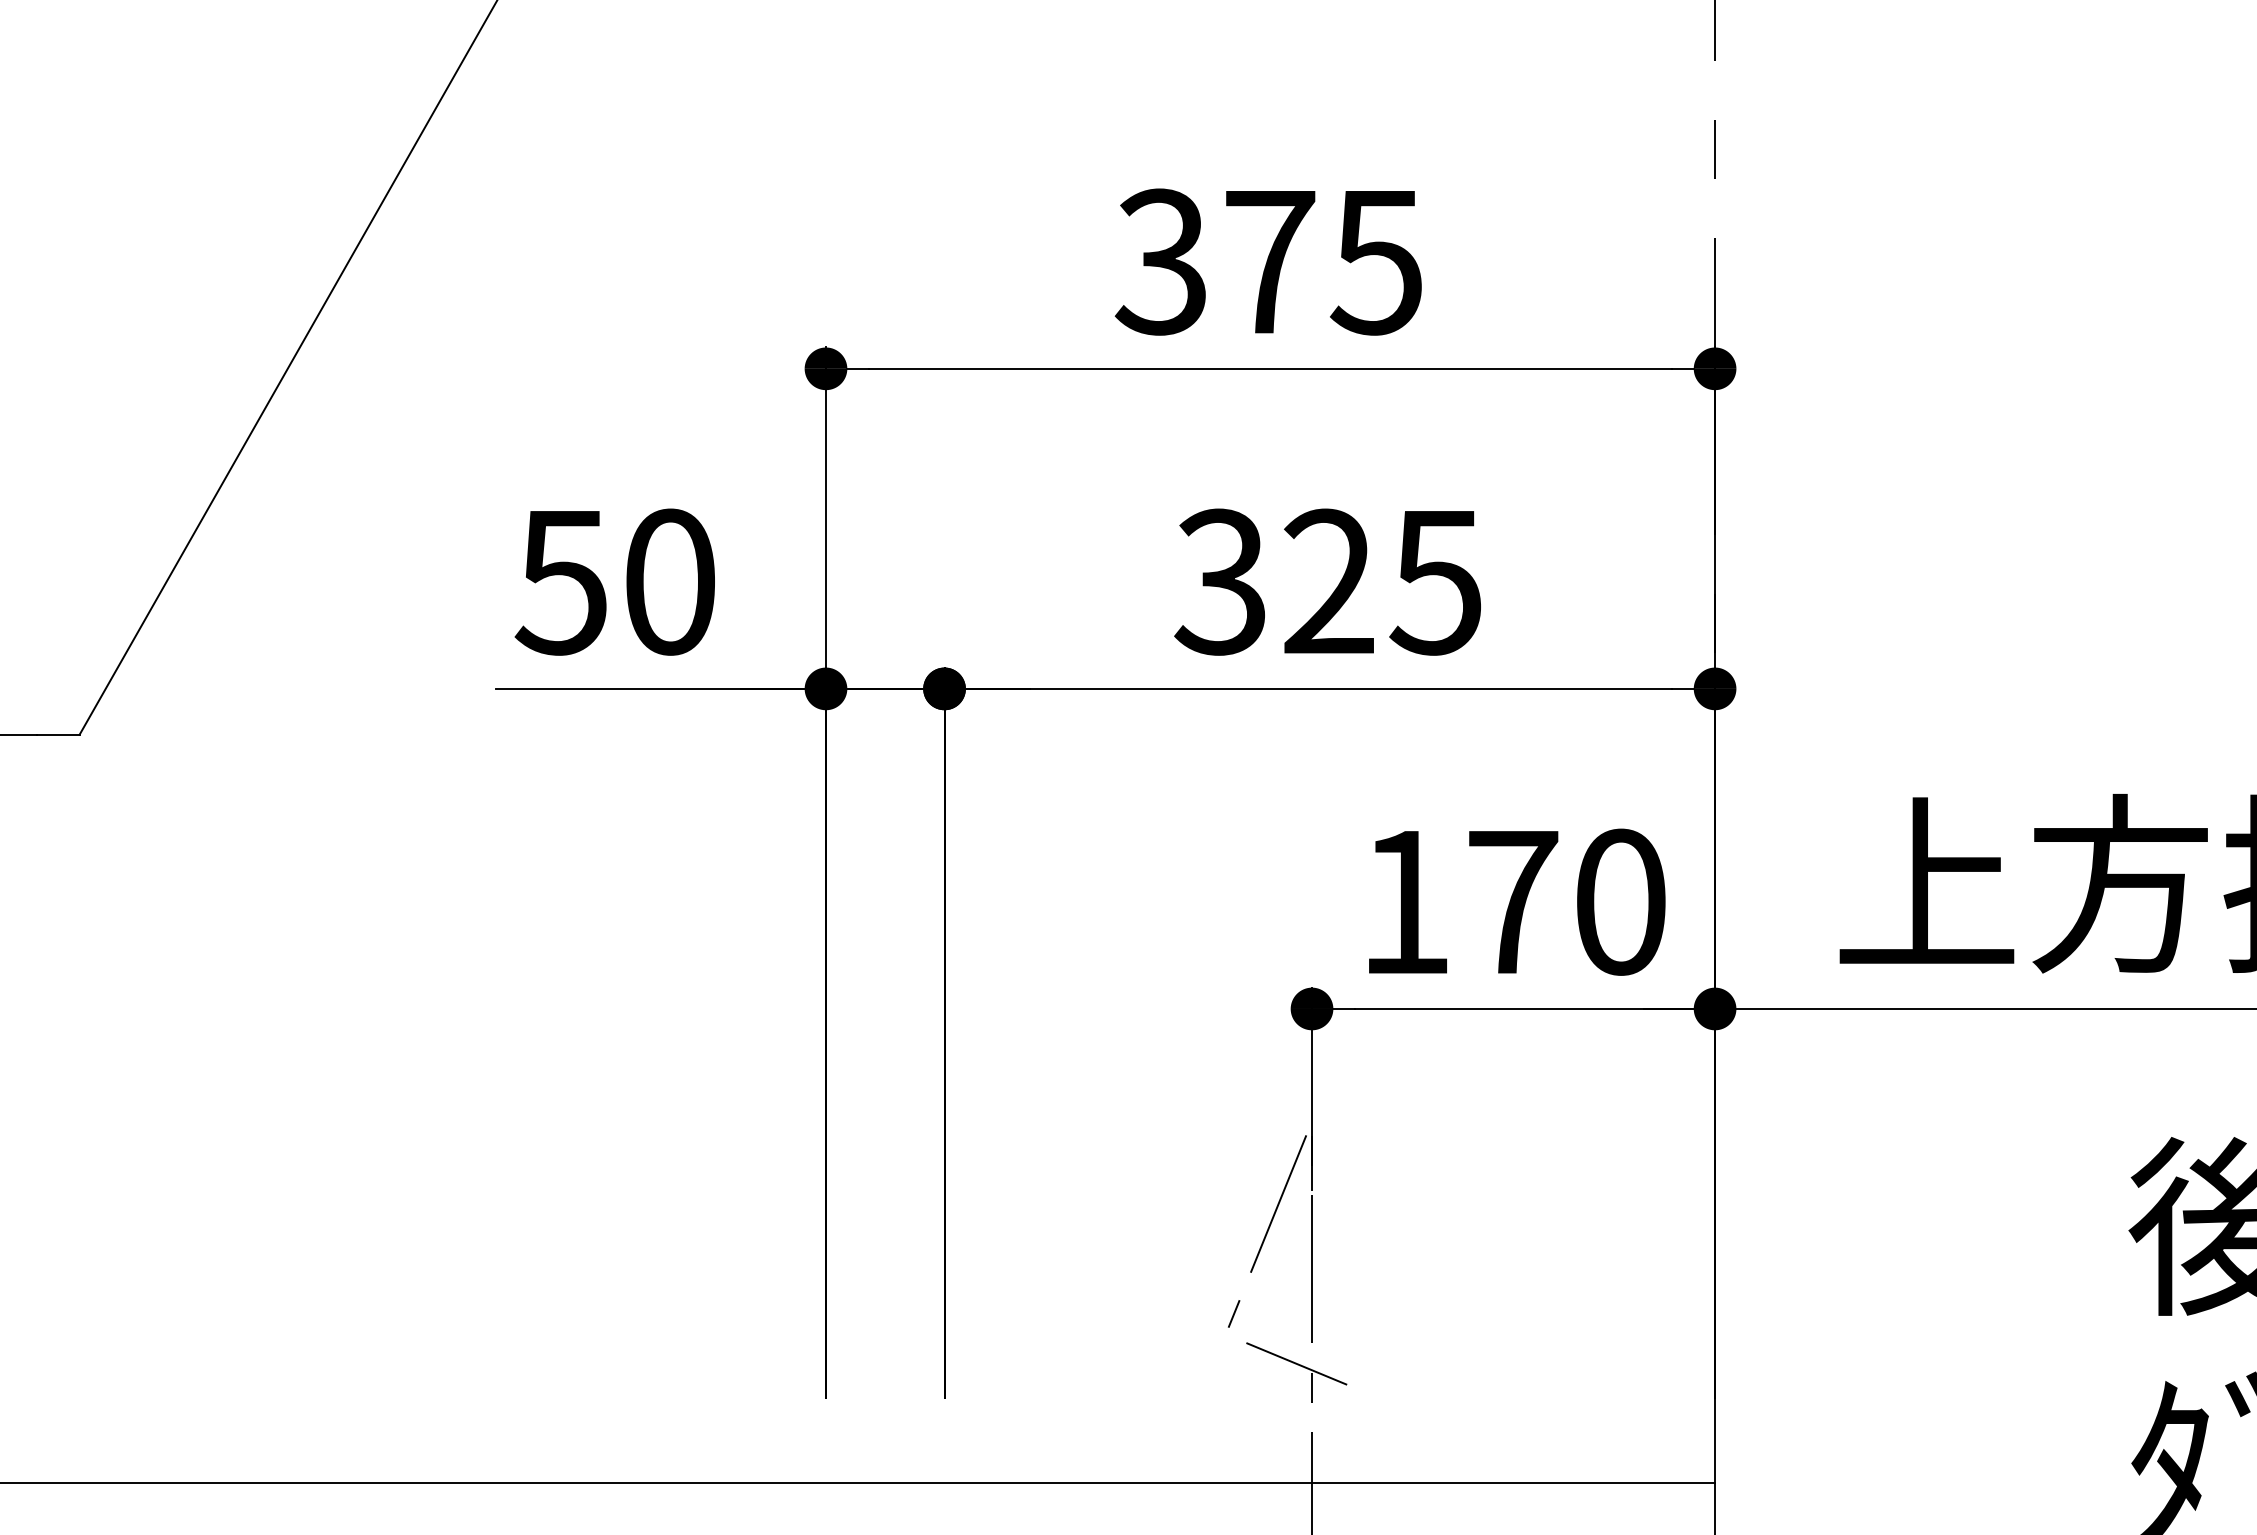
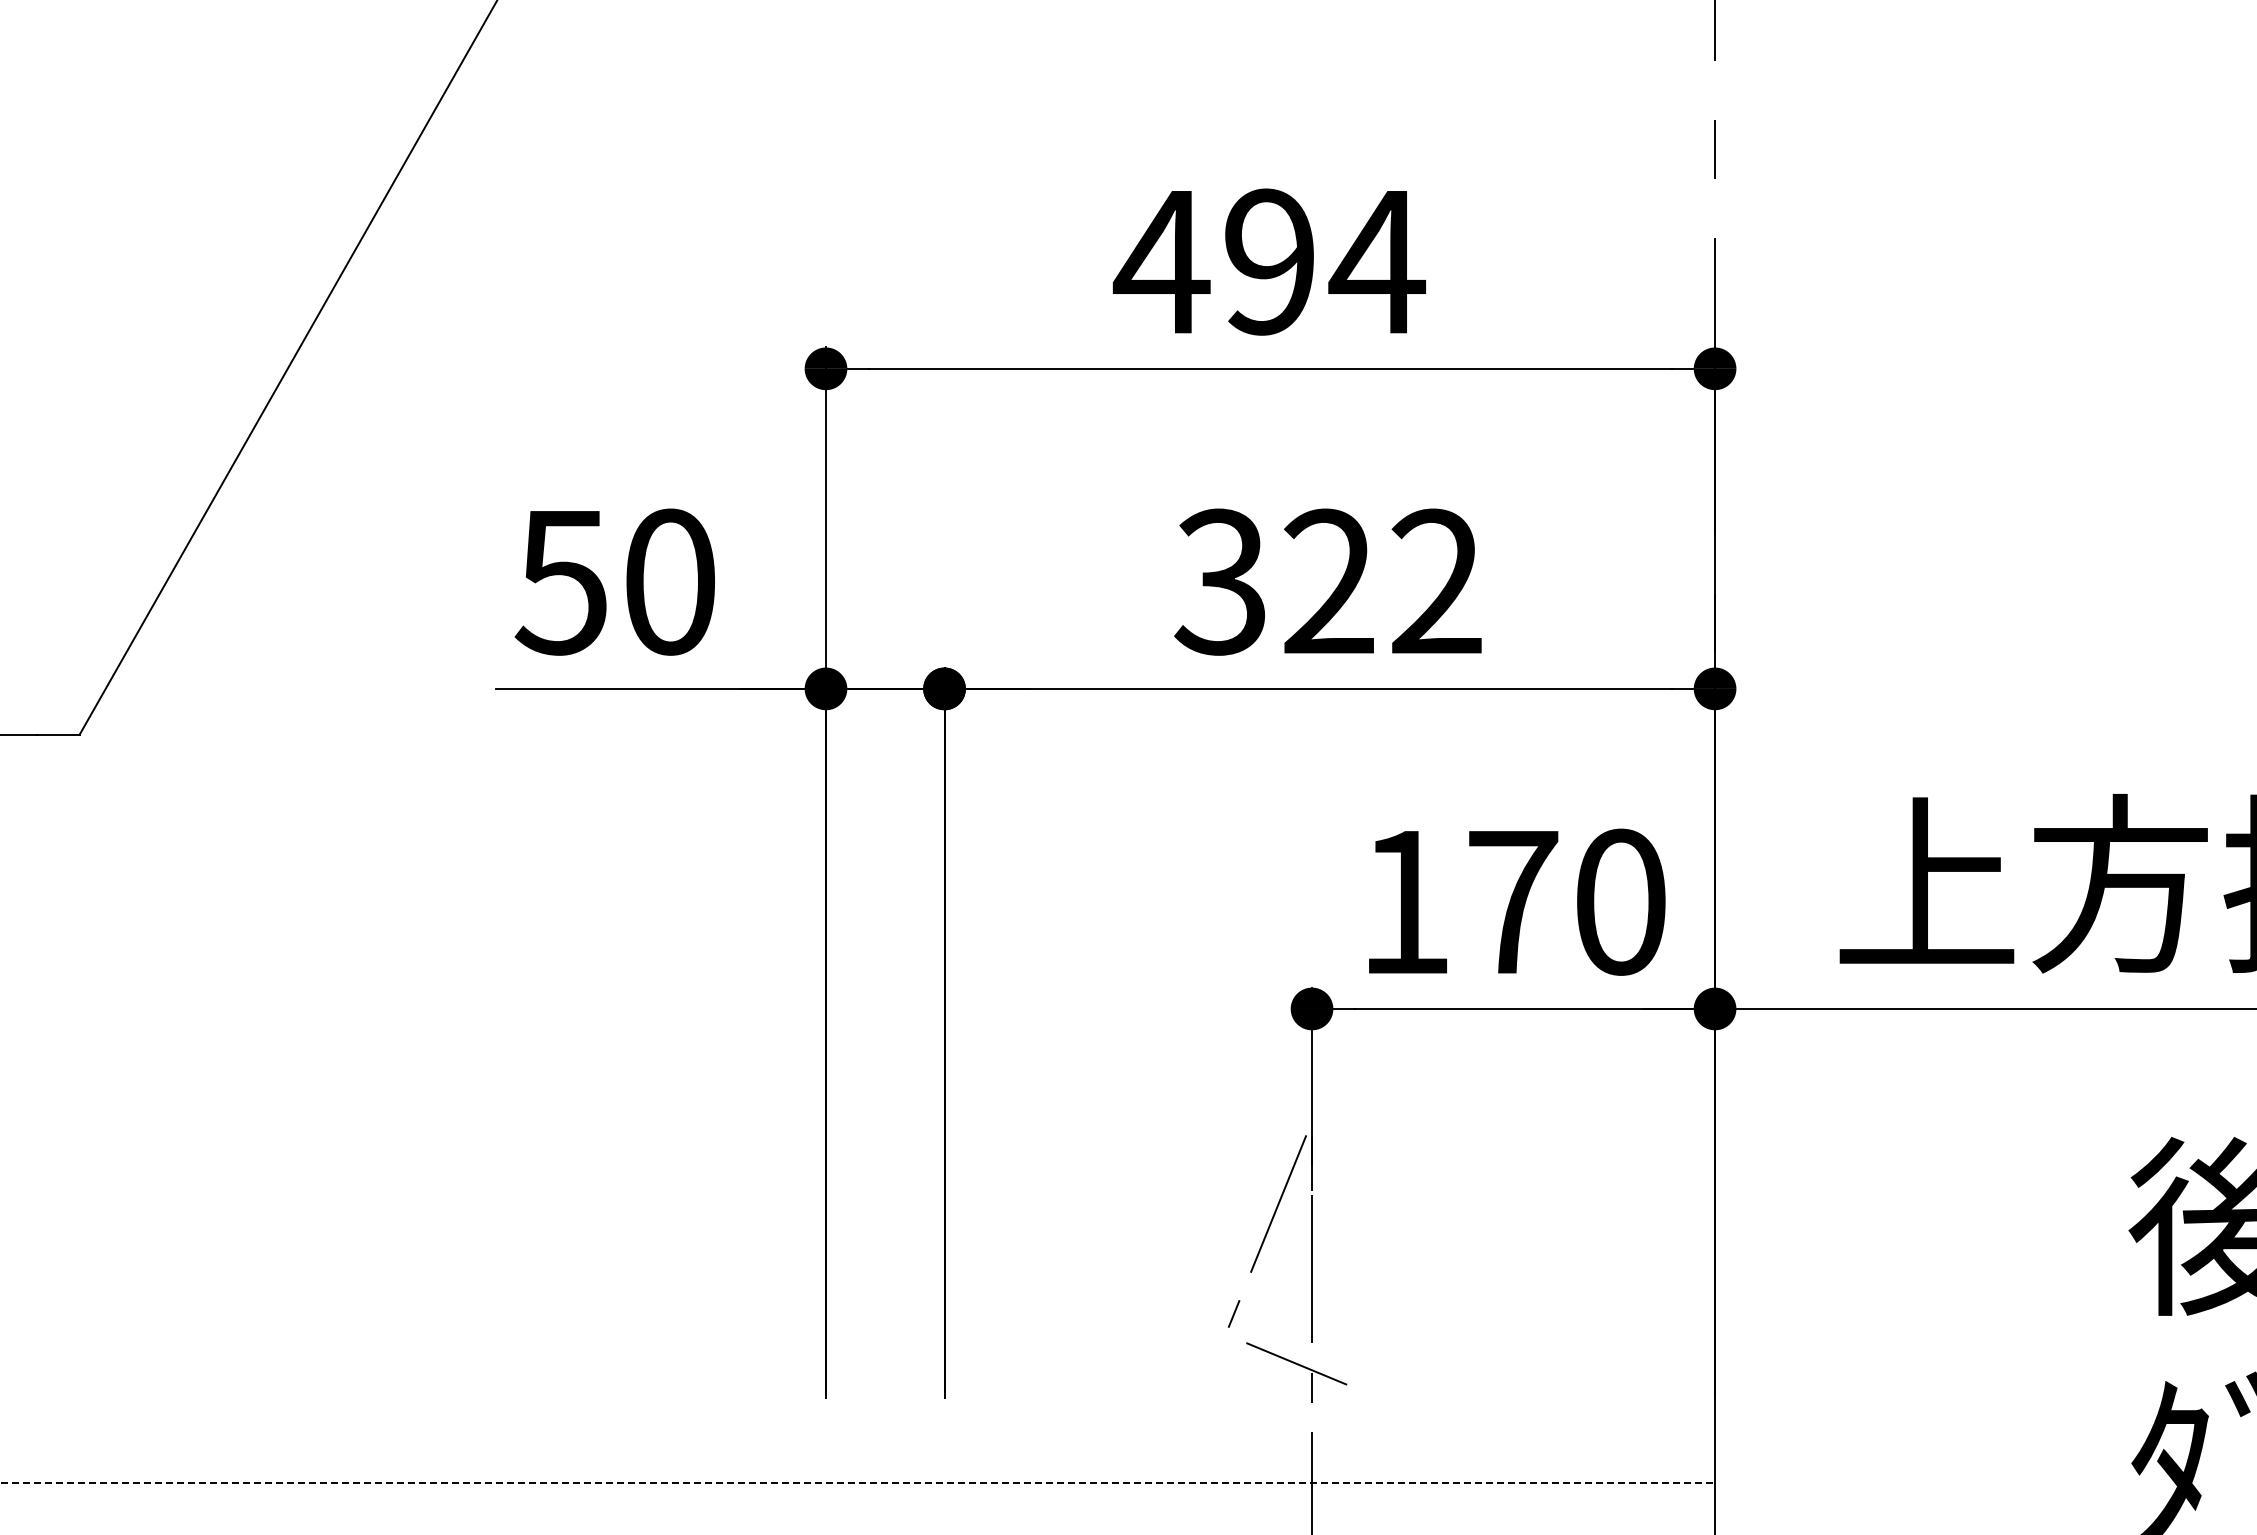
text: 375 -> 494 (1269, 261)
text: 325 -> 322 (1435, 581)
line: solid -> dashed (858, 1483)
